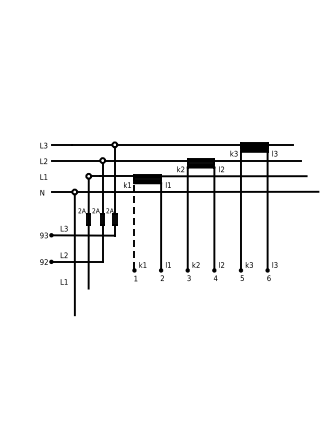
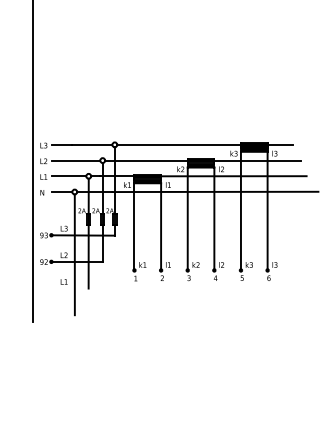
line: none -> present (32, 161)
line: none -> present (69, 176)
line: dashed -> solid (134, 226)
